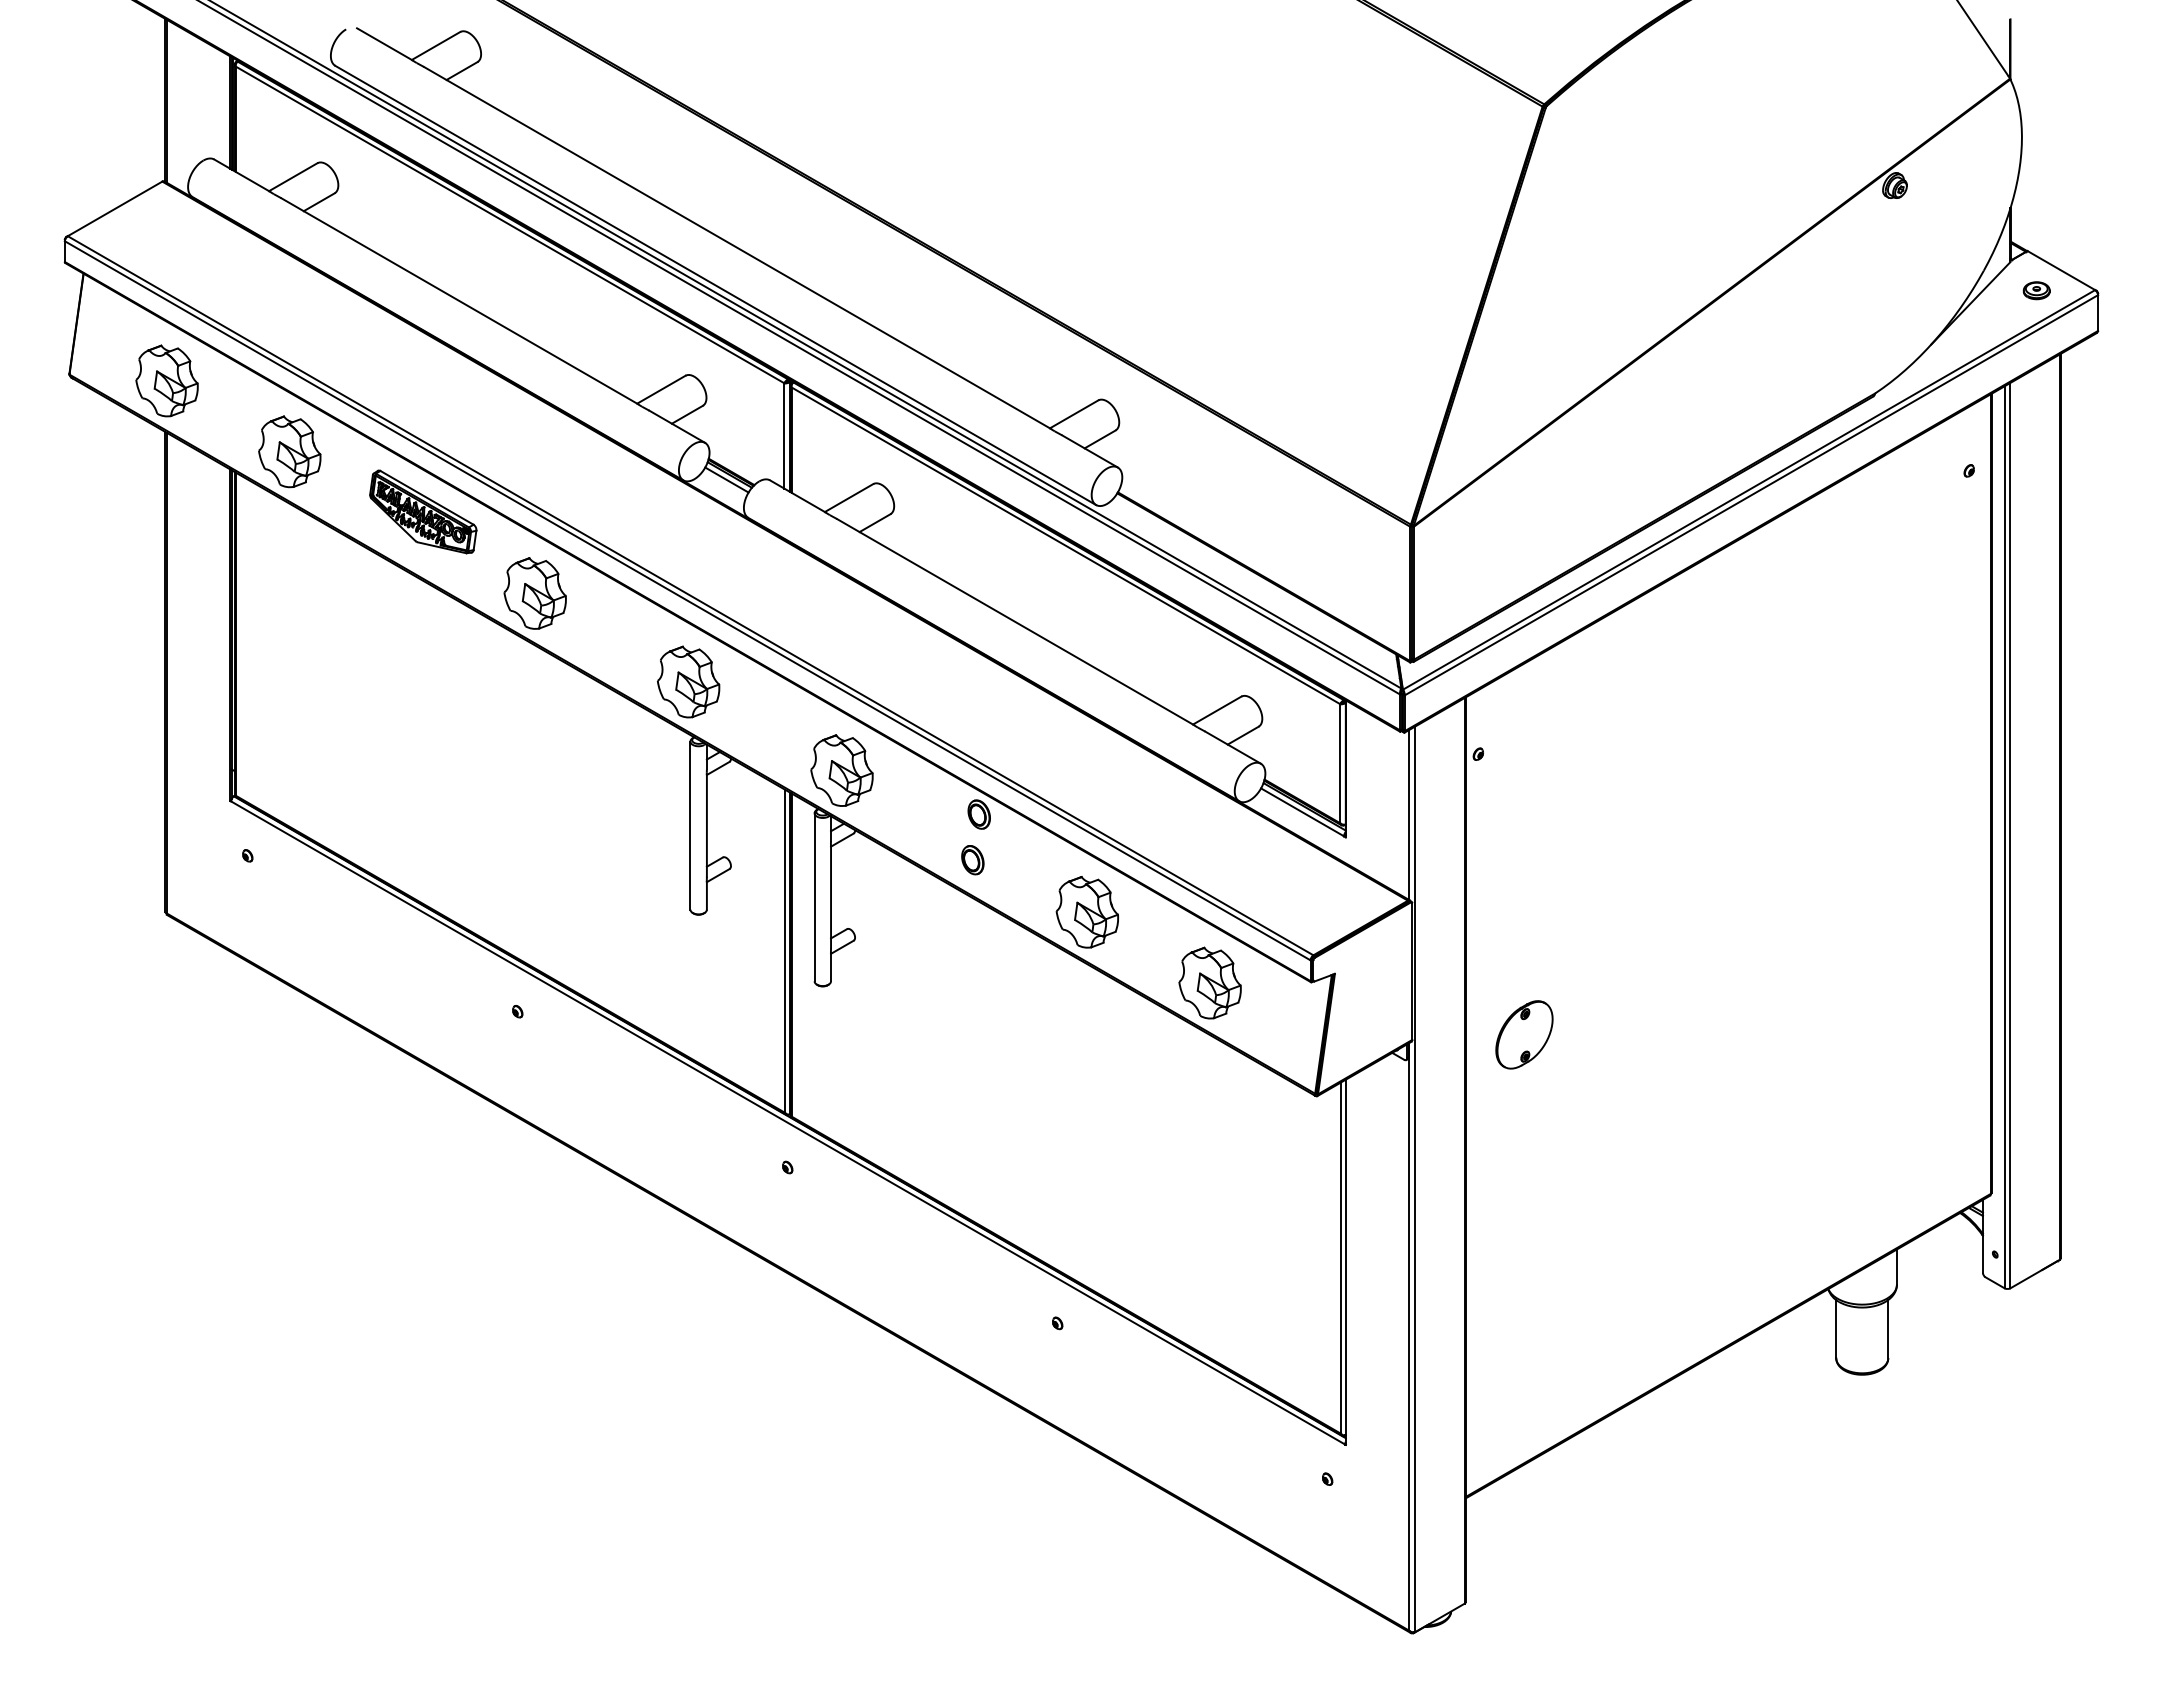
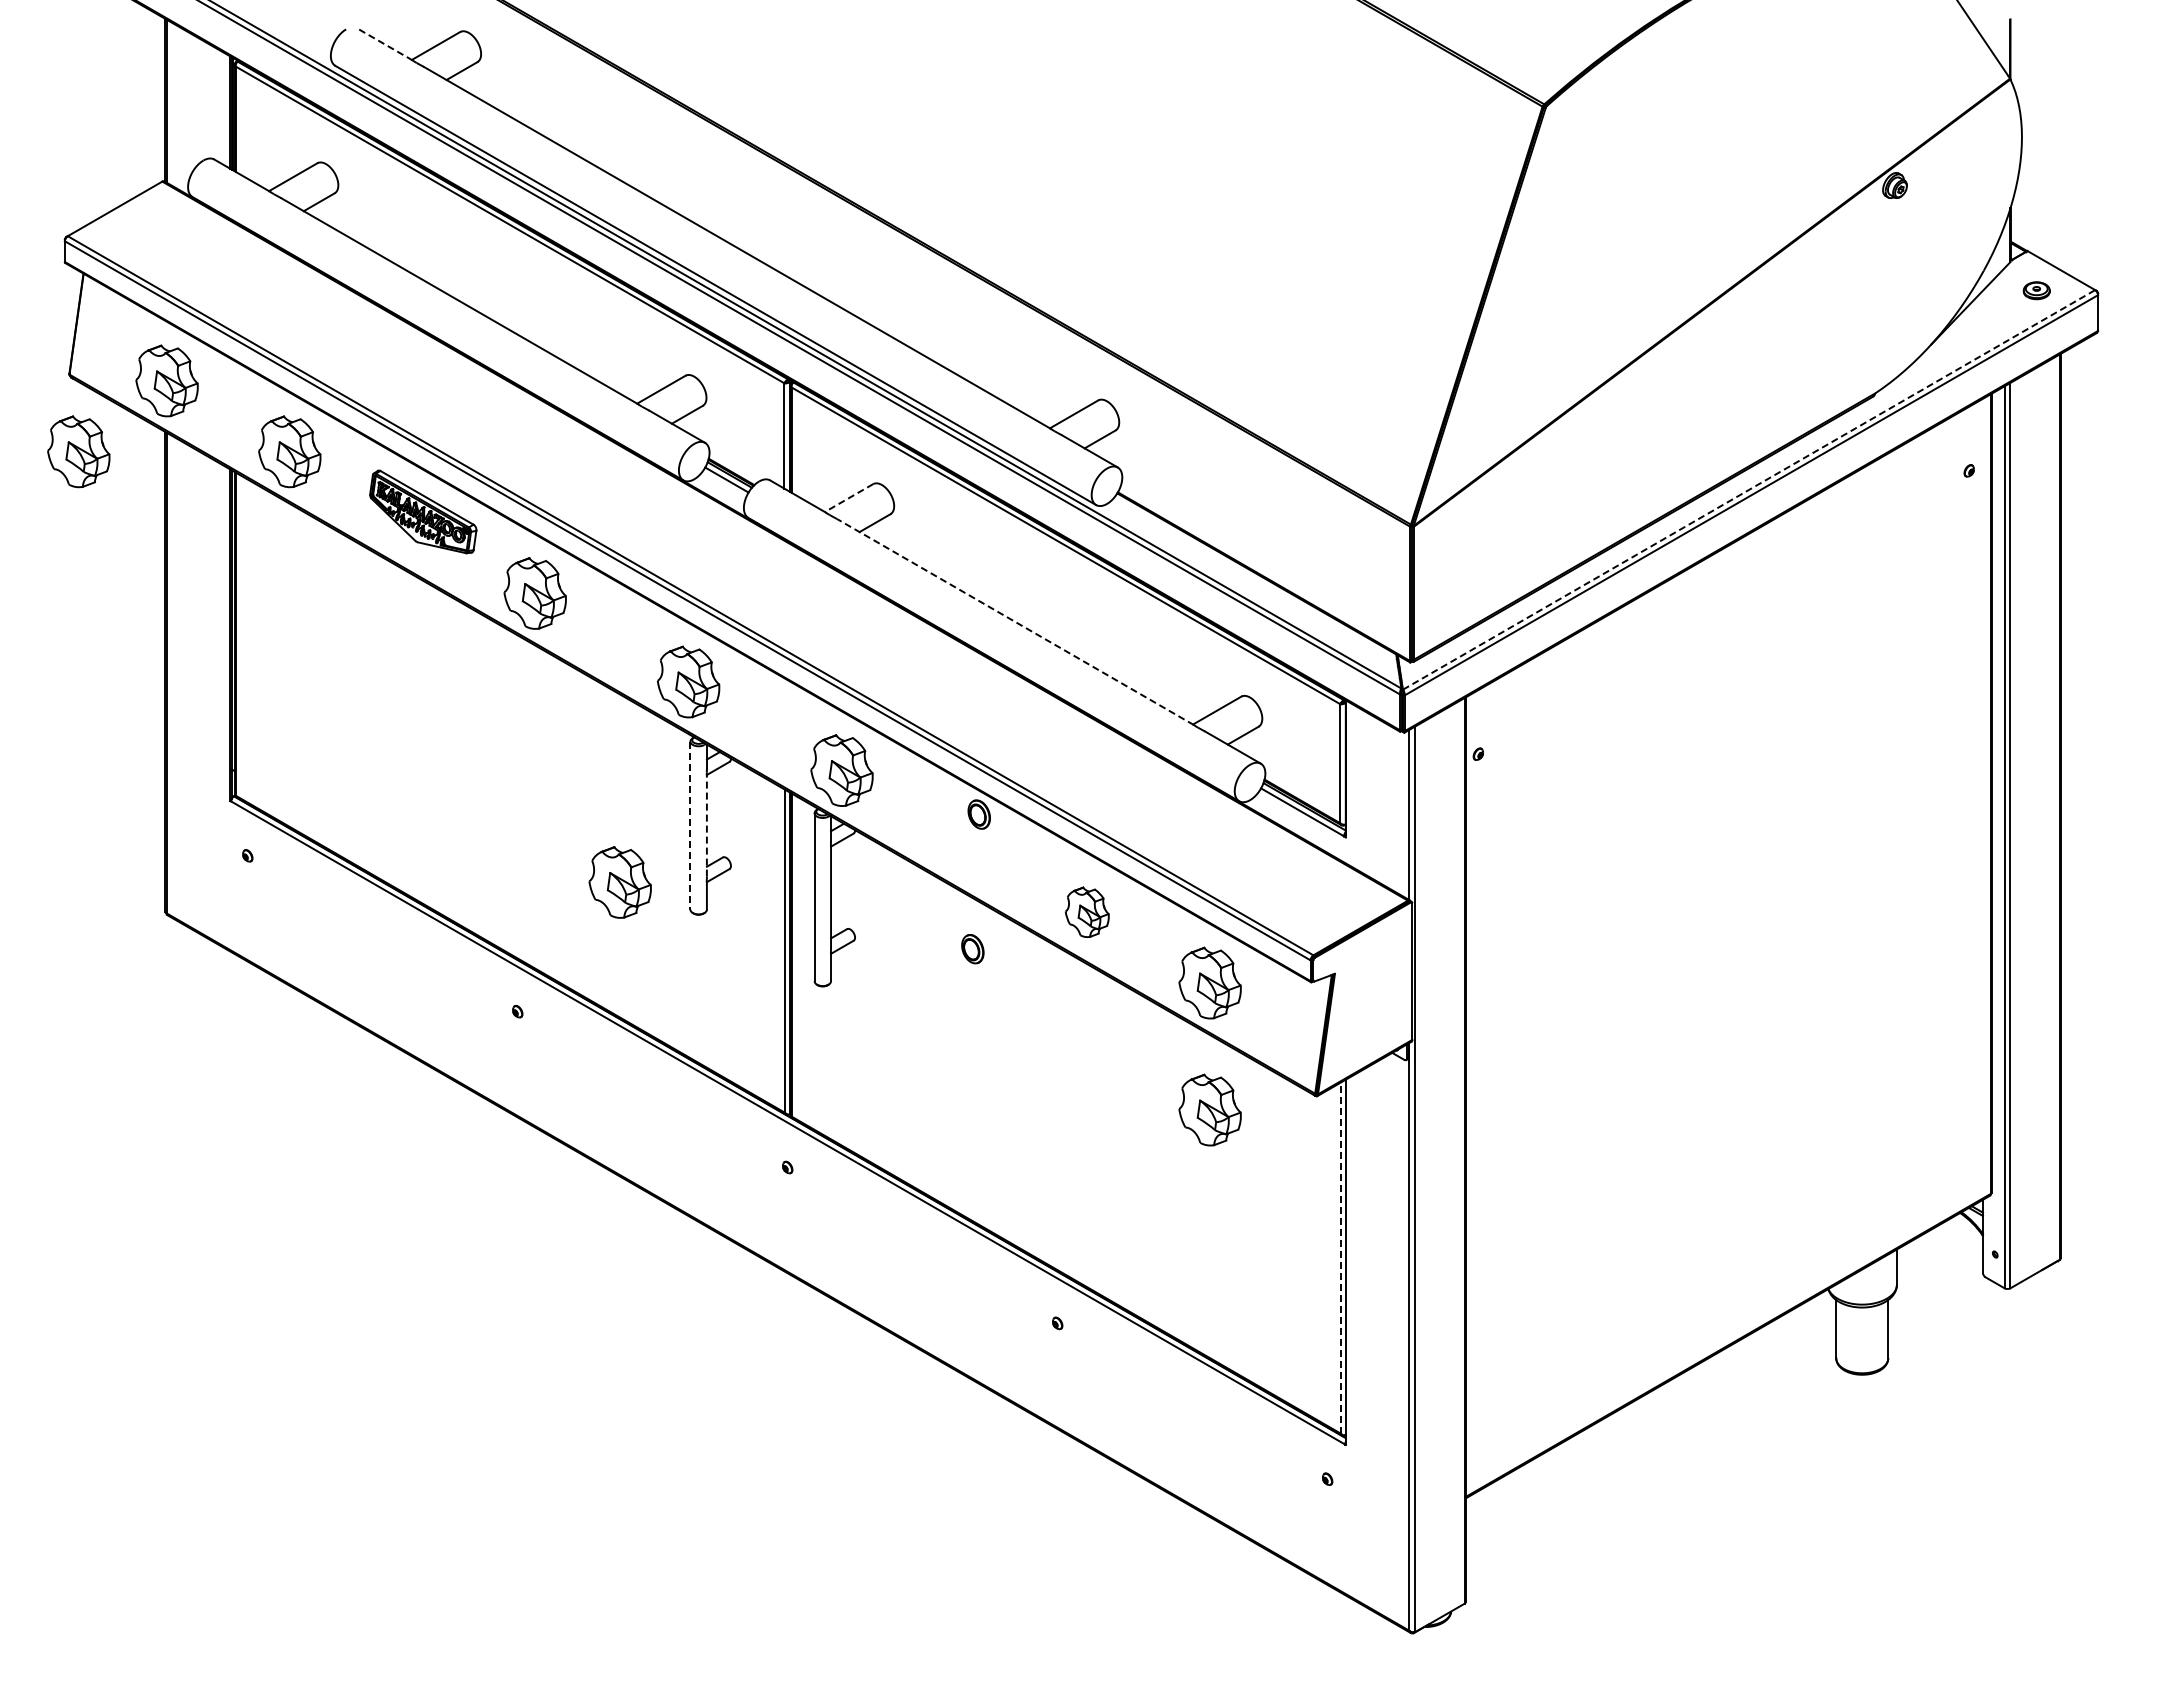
line: solid -> dashed (384, 44)
part: none -> present (78, 451)
line: solid -> dashed (1749, 489)
line: solid -> dashed (849, 498)
line: solid -> dashed (1015, 621)
line: solid -> dashed (706, 825)
line: solid -> dashed (690, 826)
part position: (972, 860) -> (972, 949) (972, 949)
part: none -> present (619, 882)
part size: 64x73 px -> 45x52 px (1087, 911)
part: present -> none (1524, 1034)
part: none -> present (1209, 1109)
line: solid -> dashed (1340, 1258)
